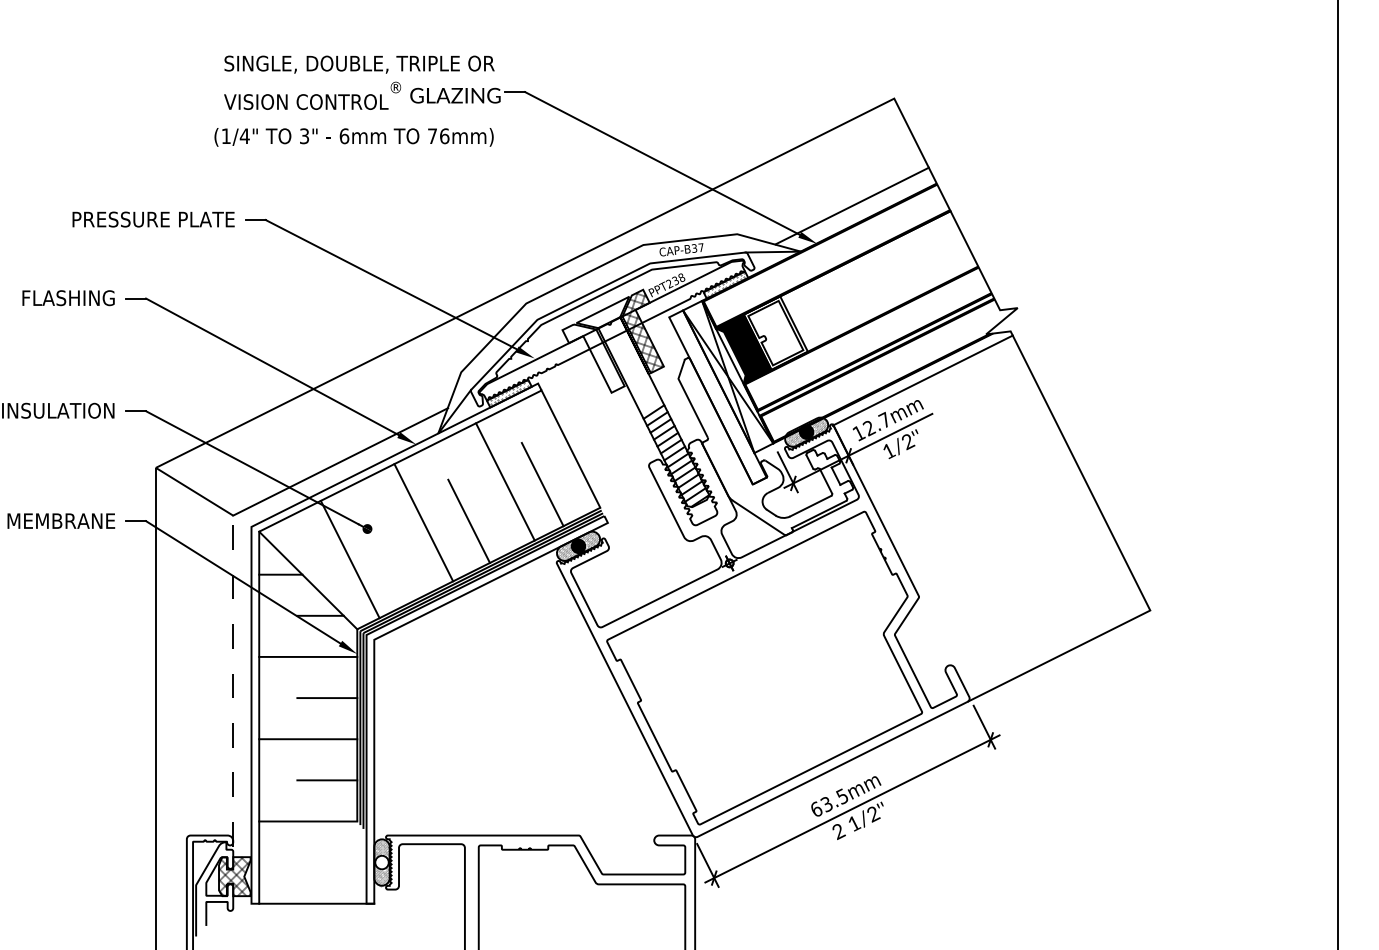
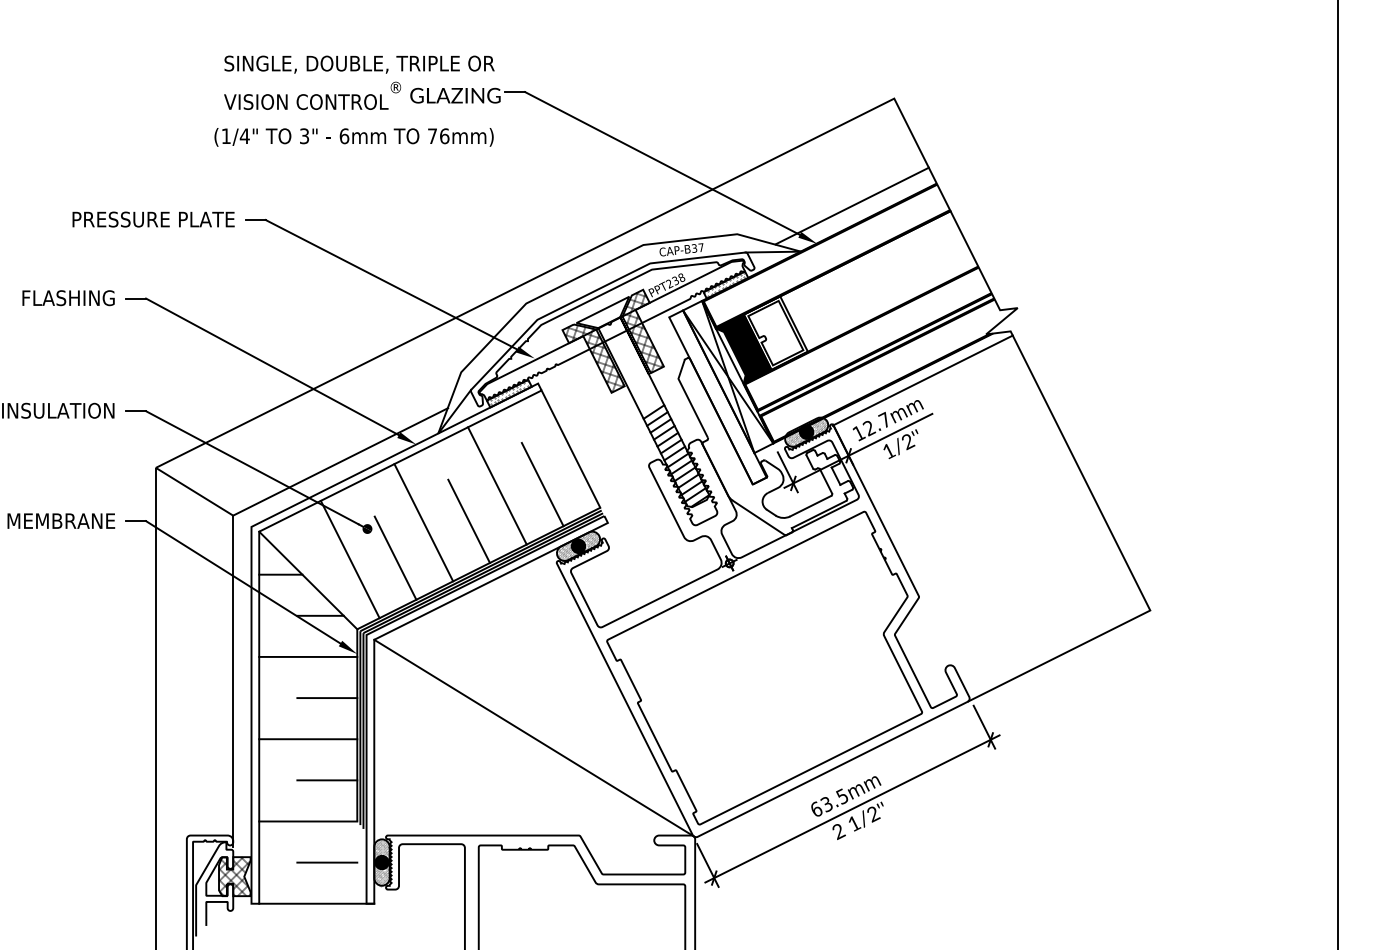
hatch: none -> present (593, 358)
line position: (505, 481) -> (497, 485) (497, 485)
line: none -> present (395, 557)
line: dashed -> solid (233, 681)
line: none -> present (534, 738)
line: none -> present (327, 862)
fill: none -> present (381, 862)
